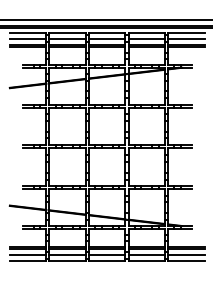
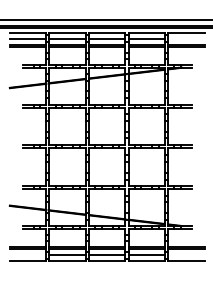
line: present -> none (186, 39)
line: present -> none (27, 254)
line: present -> none (186, 254)
